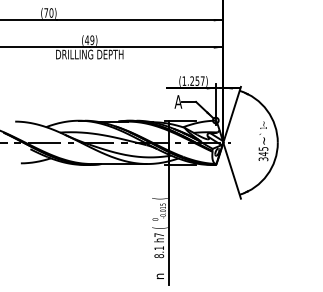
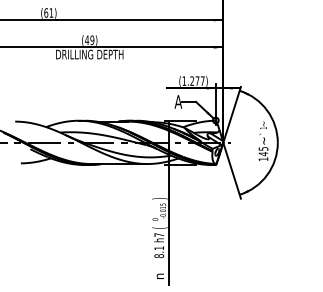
text: (70) -> (61) (48, 12)
text: (1.257) -> (1.277) (197, 80)
text: 345 -> 145 (263, 159)
text: ( -> ) (159, 198)
